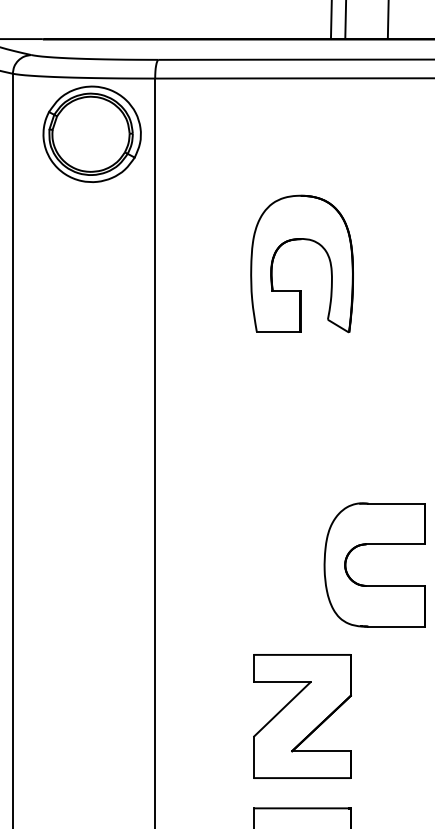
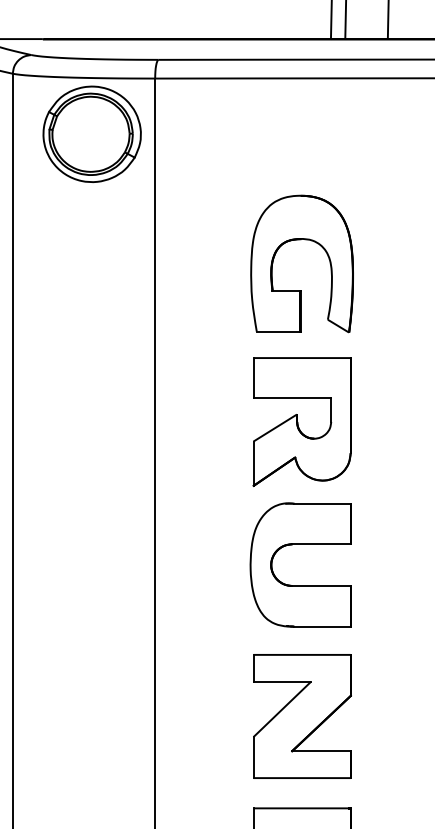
part: none -> present (301, 421)
part position: (374, 544) -> (300, 544) (300, 544)
